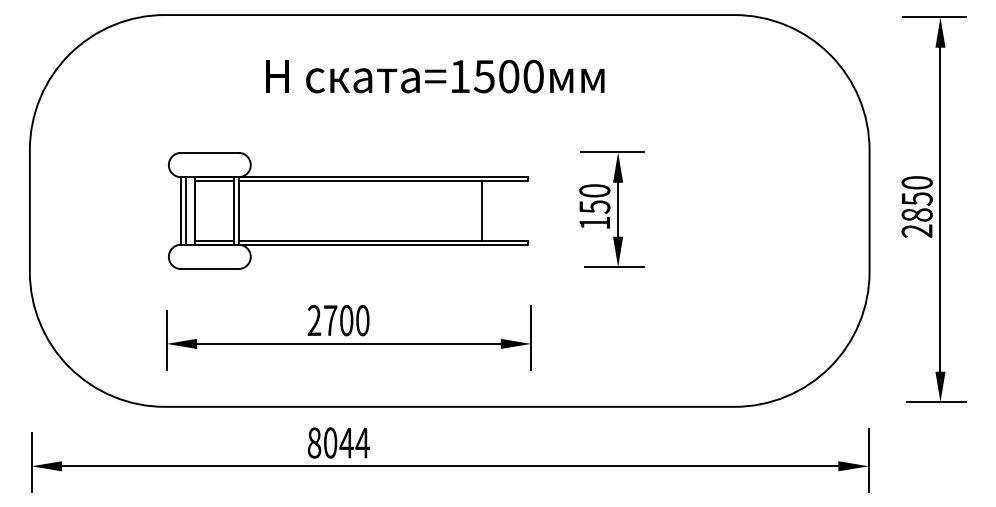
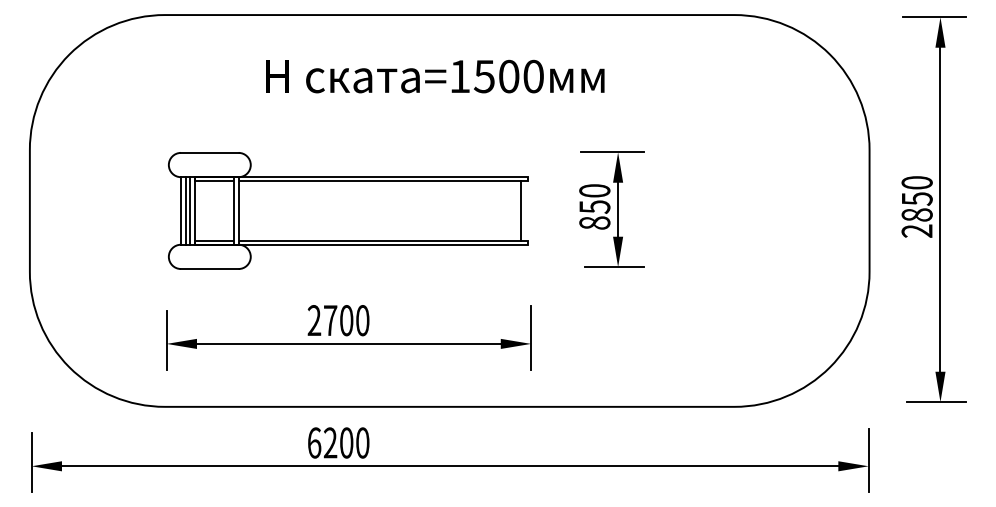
line: none -> present (190, 210)
line position: (481, 210) -> (520, 210) (520, 210)
text: 150 -> 850 (594, 222)
text: 8044 -> 6200 (338, 442)
